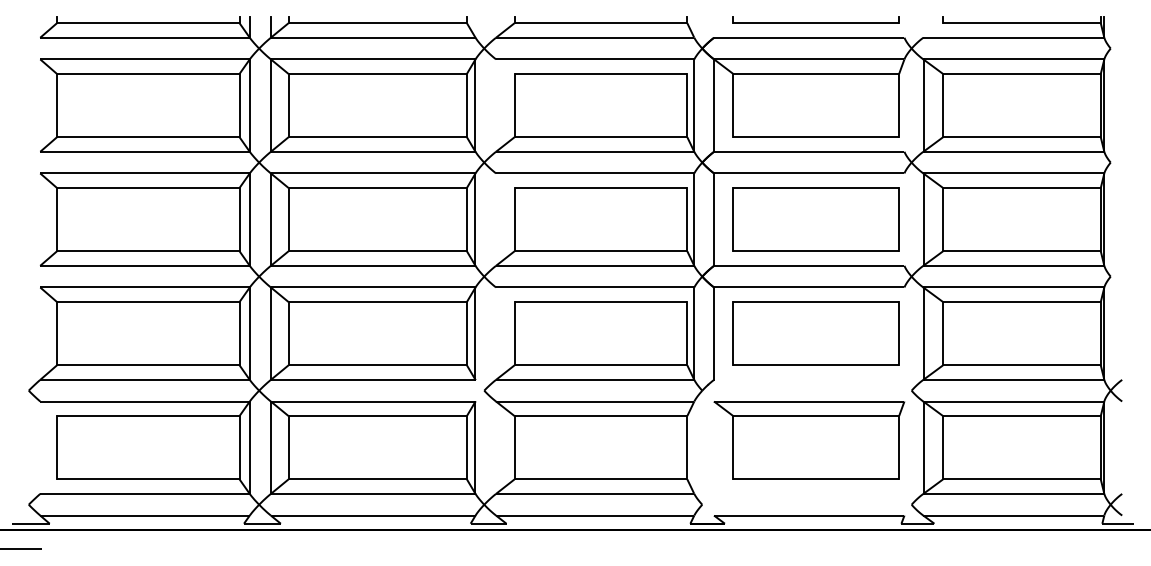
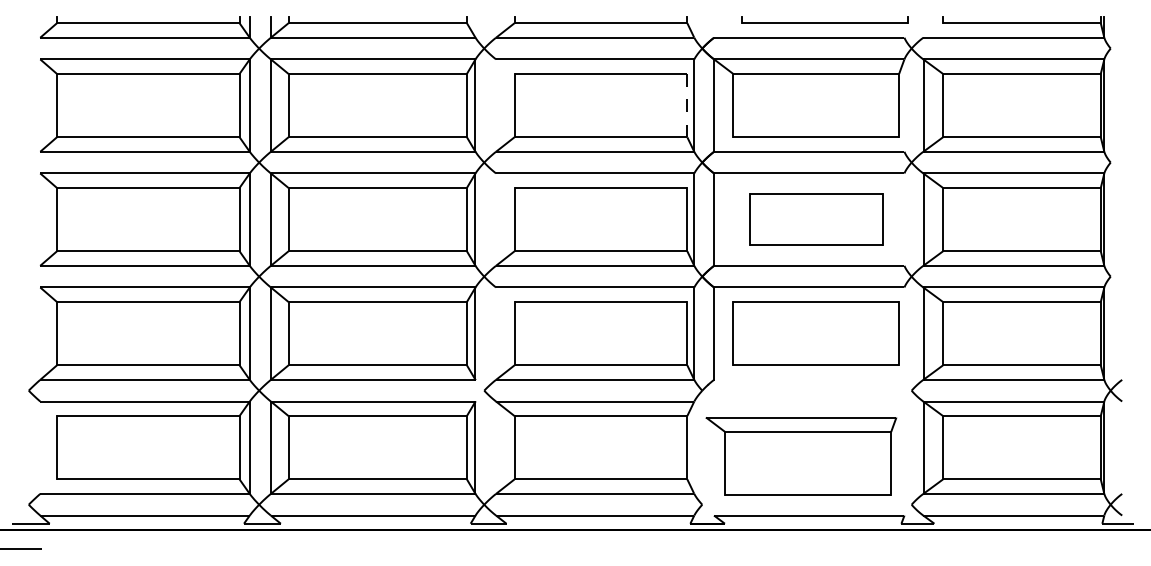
part position: (815, 19) -> (824, 19) (824, 19)
line: solid -> dashed (687, 105)
part size: 168x65 px -> 135x53 px (816, 219)
part position: (809, 440) -> (801, 456) (801, 456)
